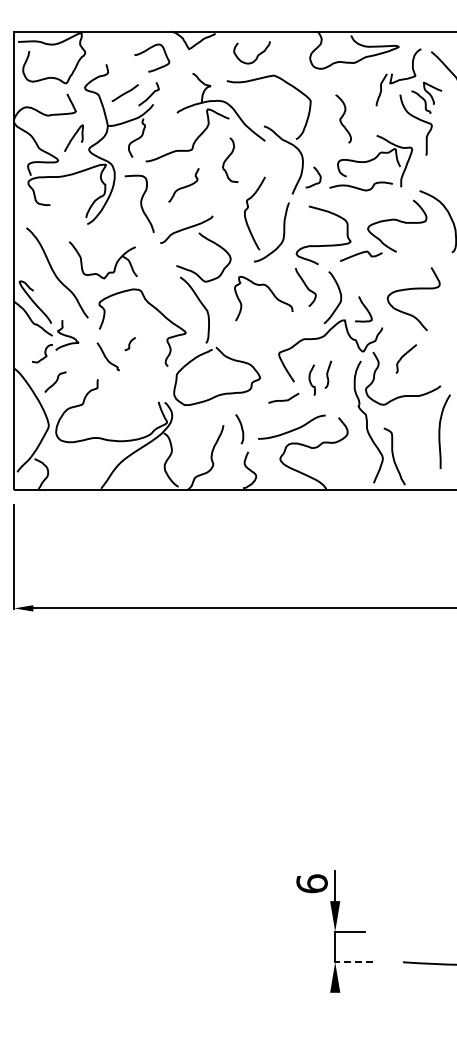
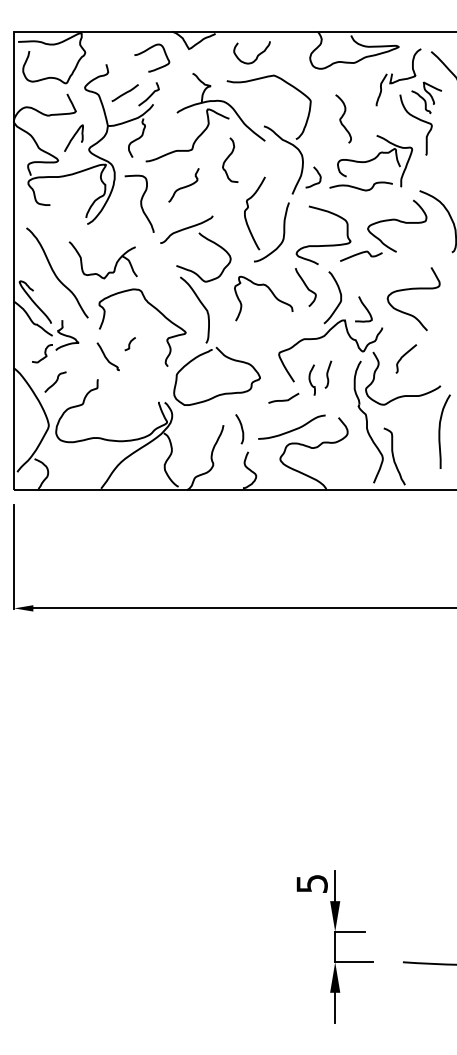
text: 6 -> 5 (311, 883)
line: dashed -> solid (353, 962)
line: none -> present (335, 1007)
